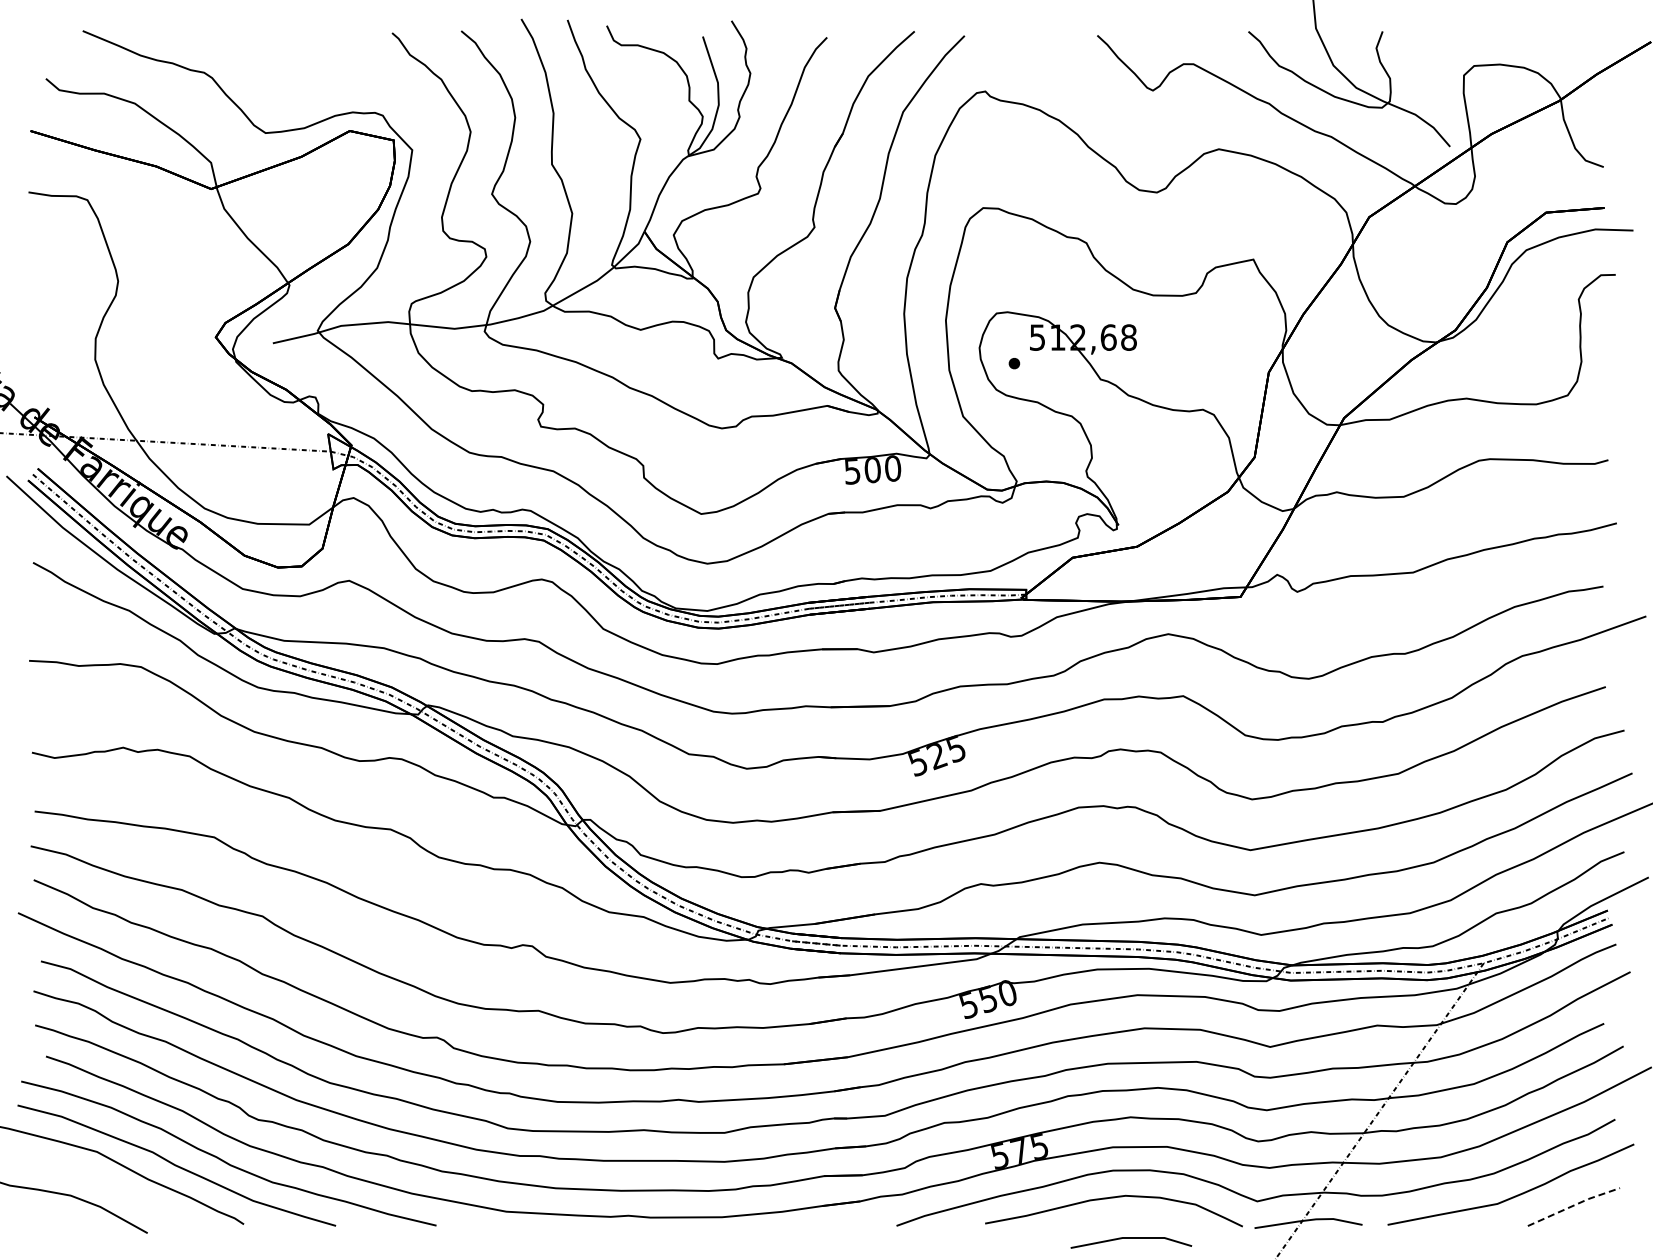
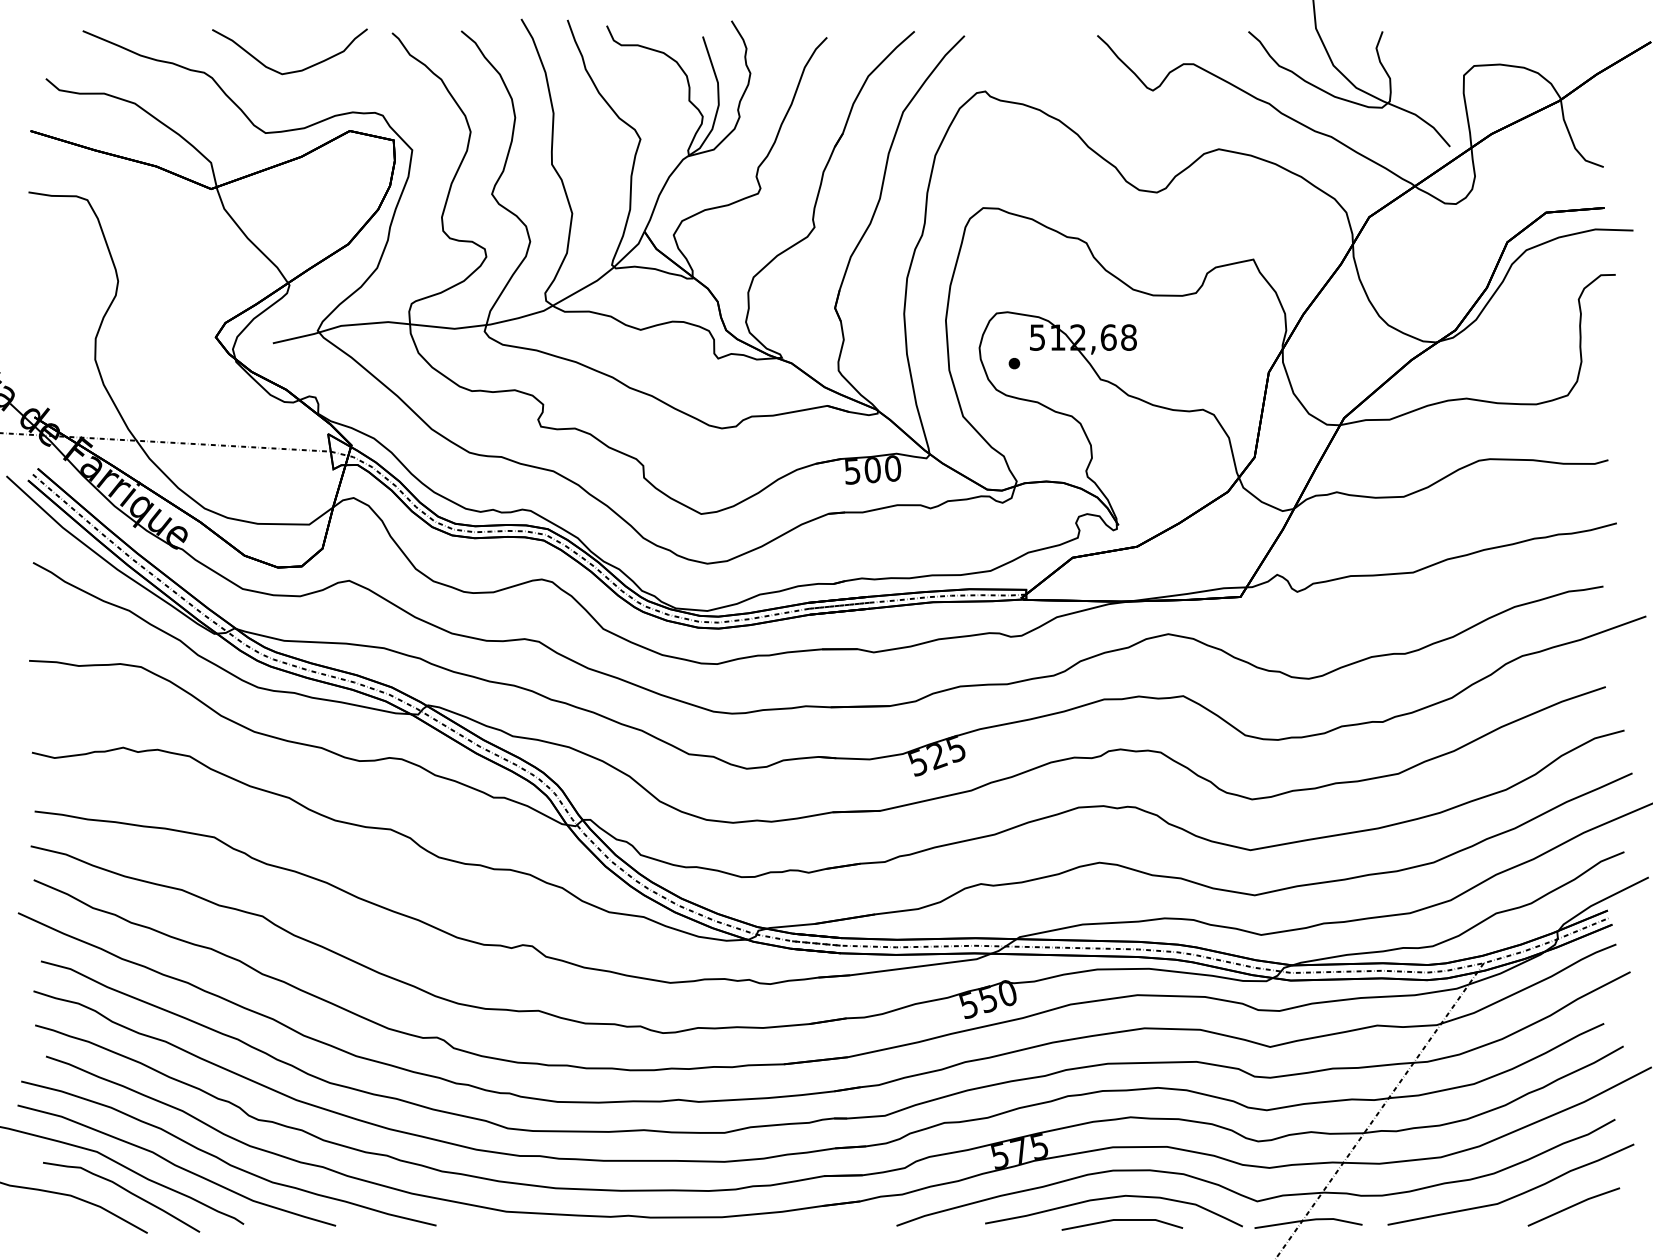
curve: none -> present (295, 70)
curve: none -> present (124, 1190)
line: dashed -> solid (1573, 1205)
line position: (1131, 1238) -> (1122, 1220) (1122, 1220)
